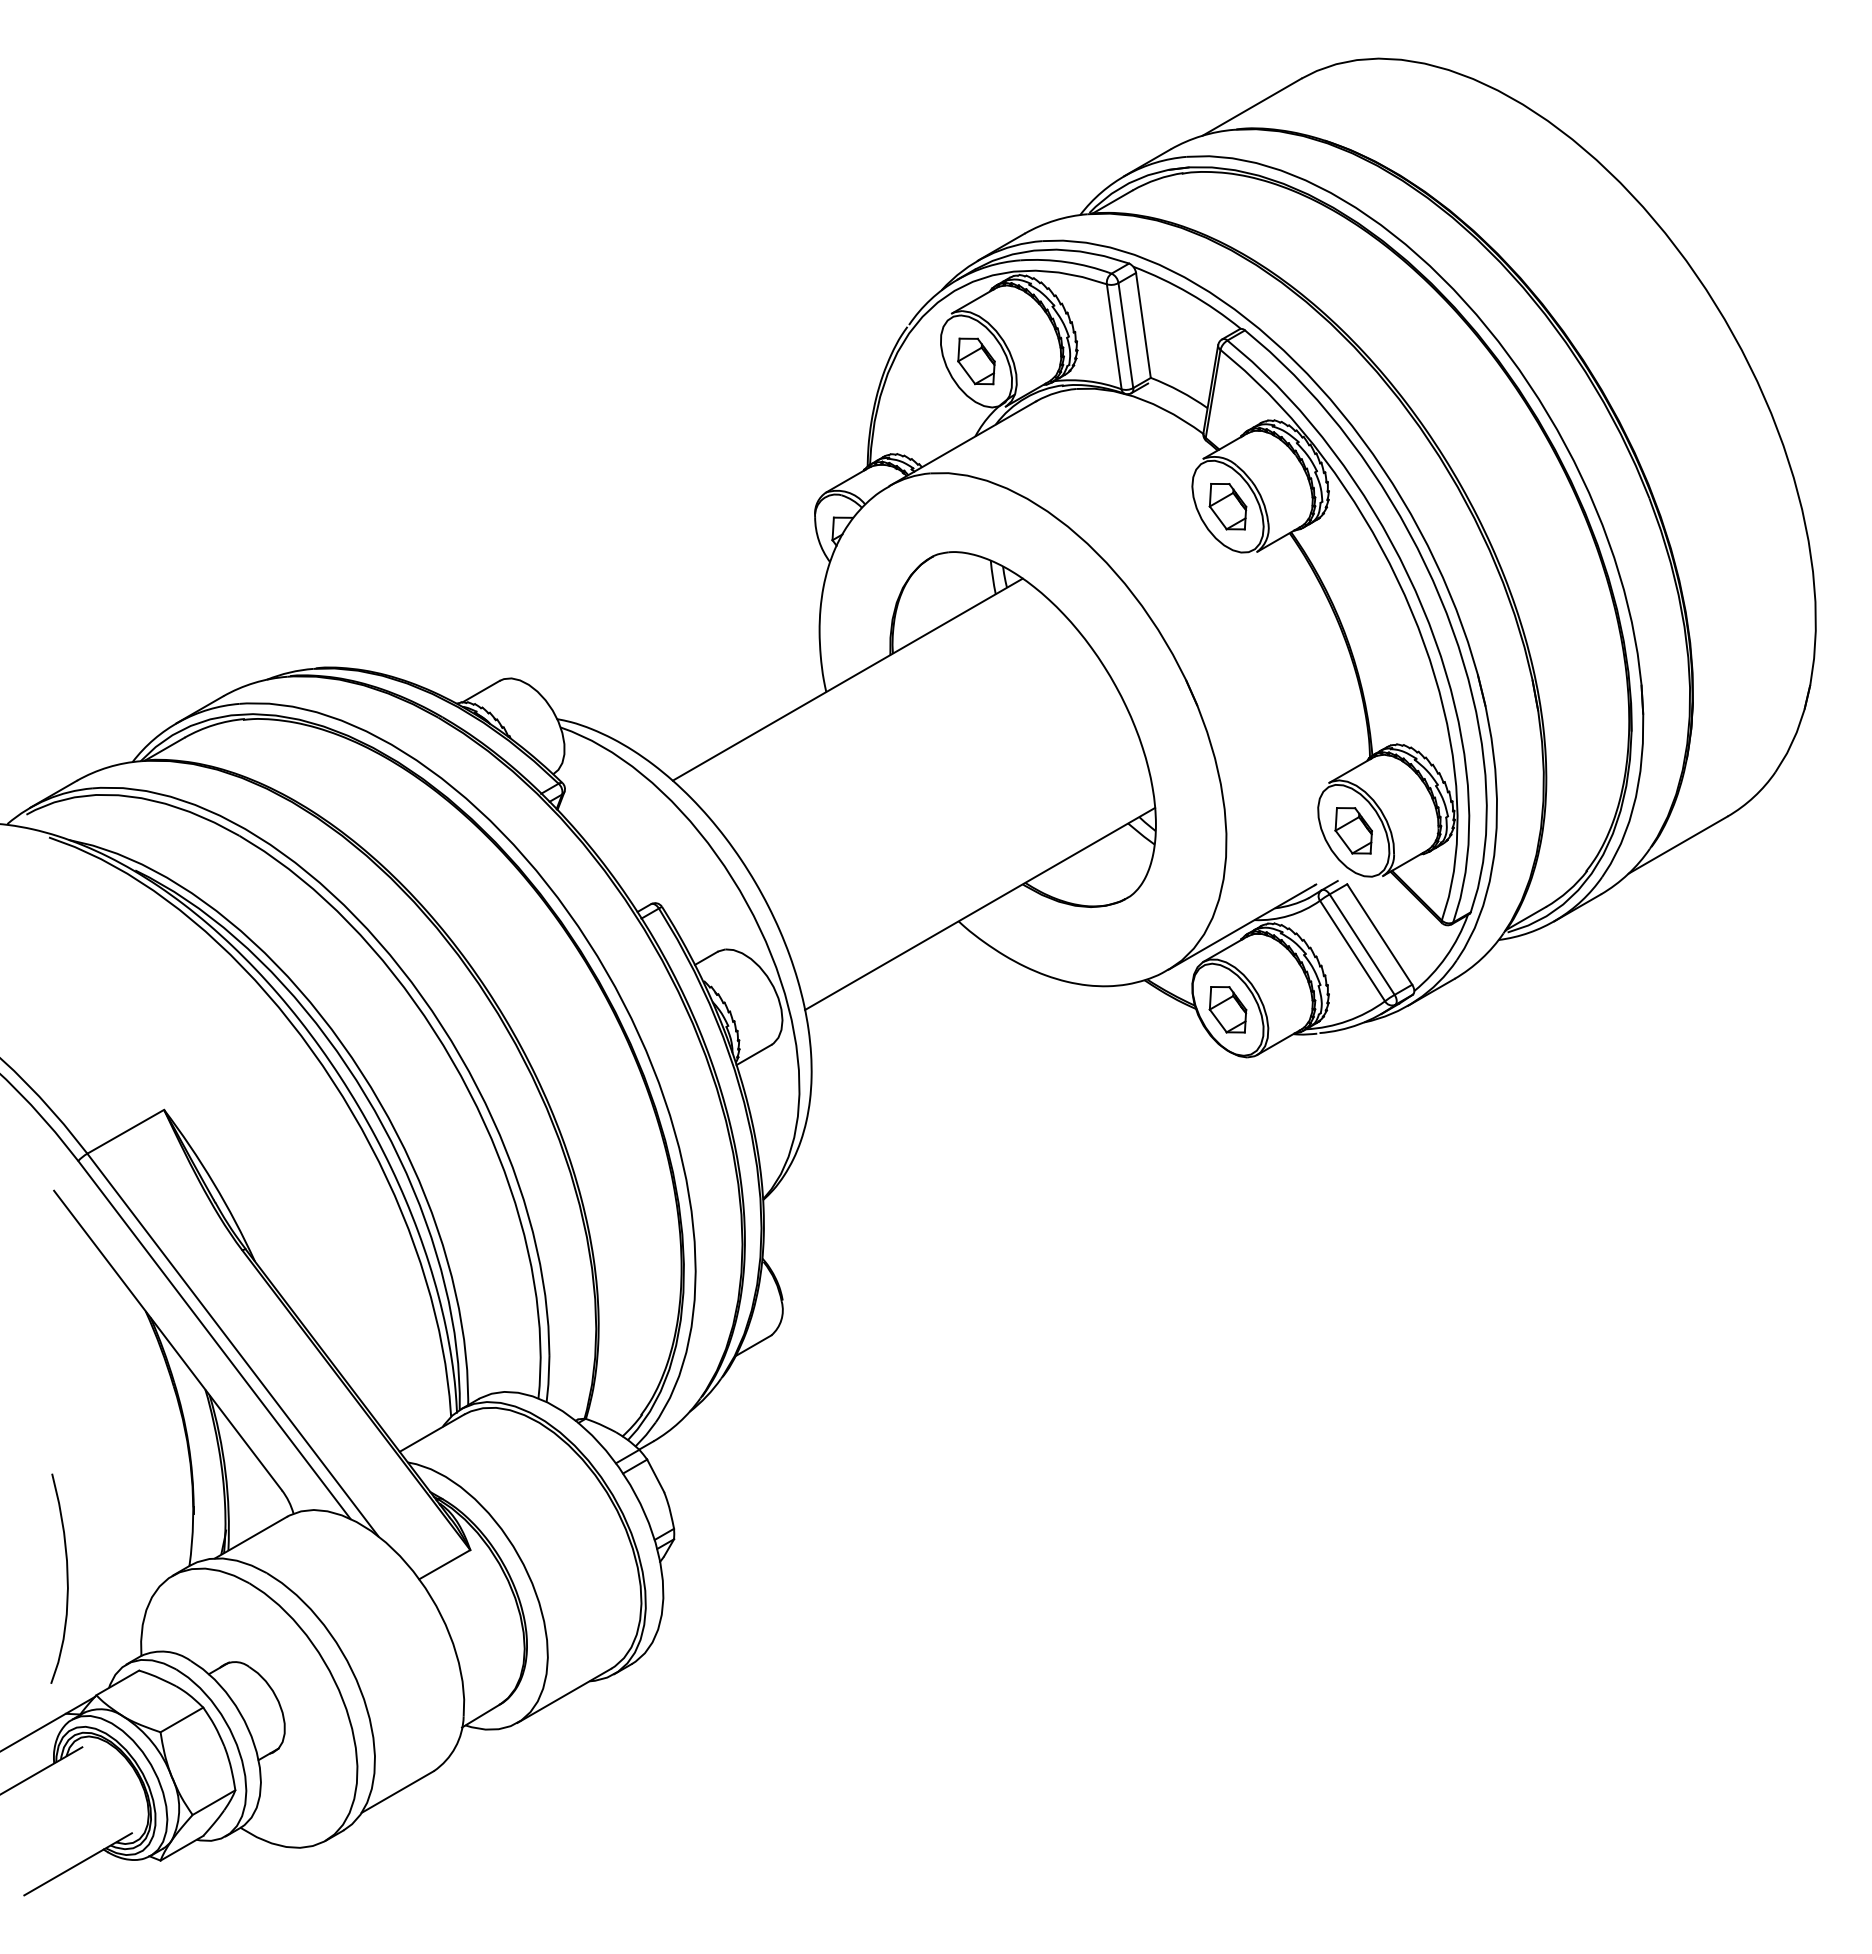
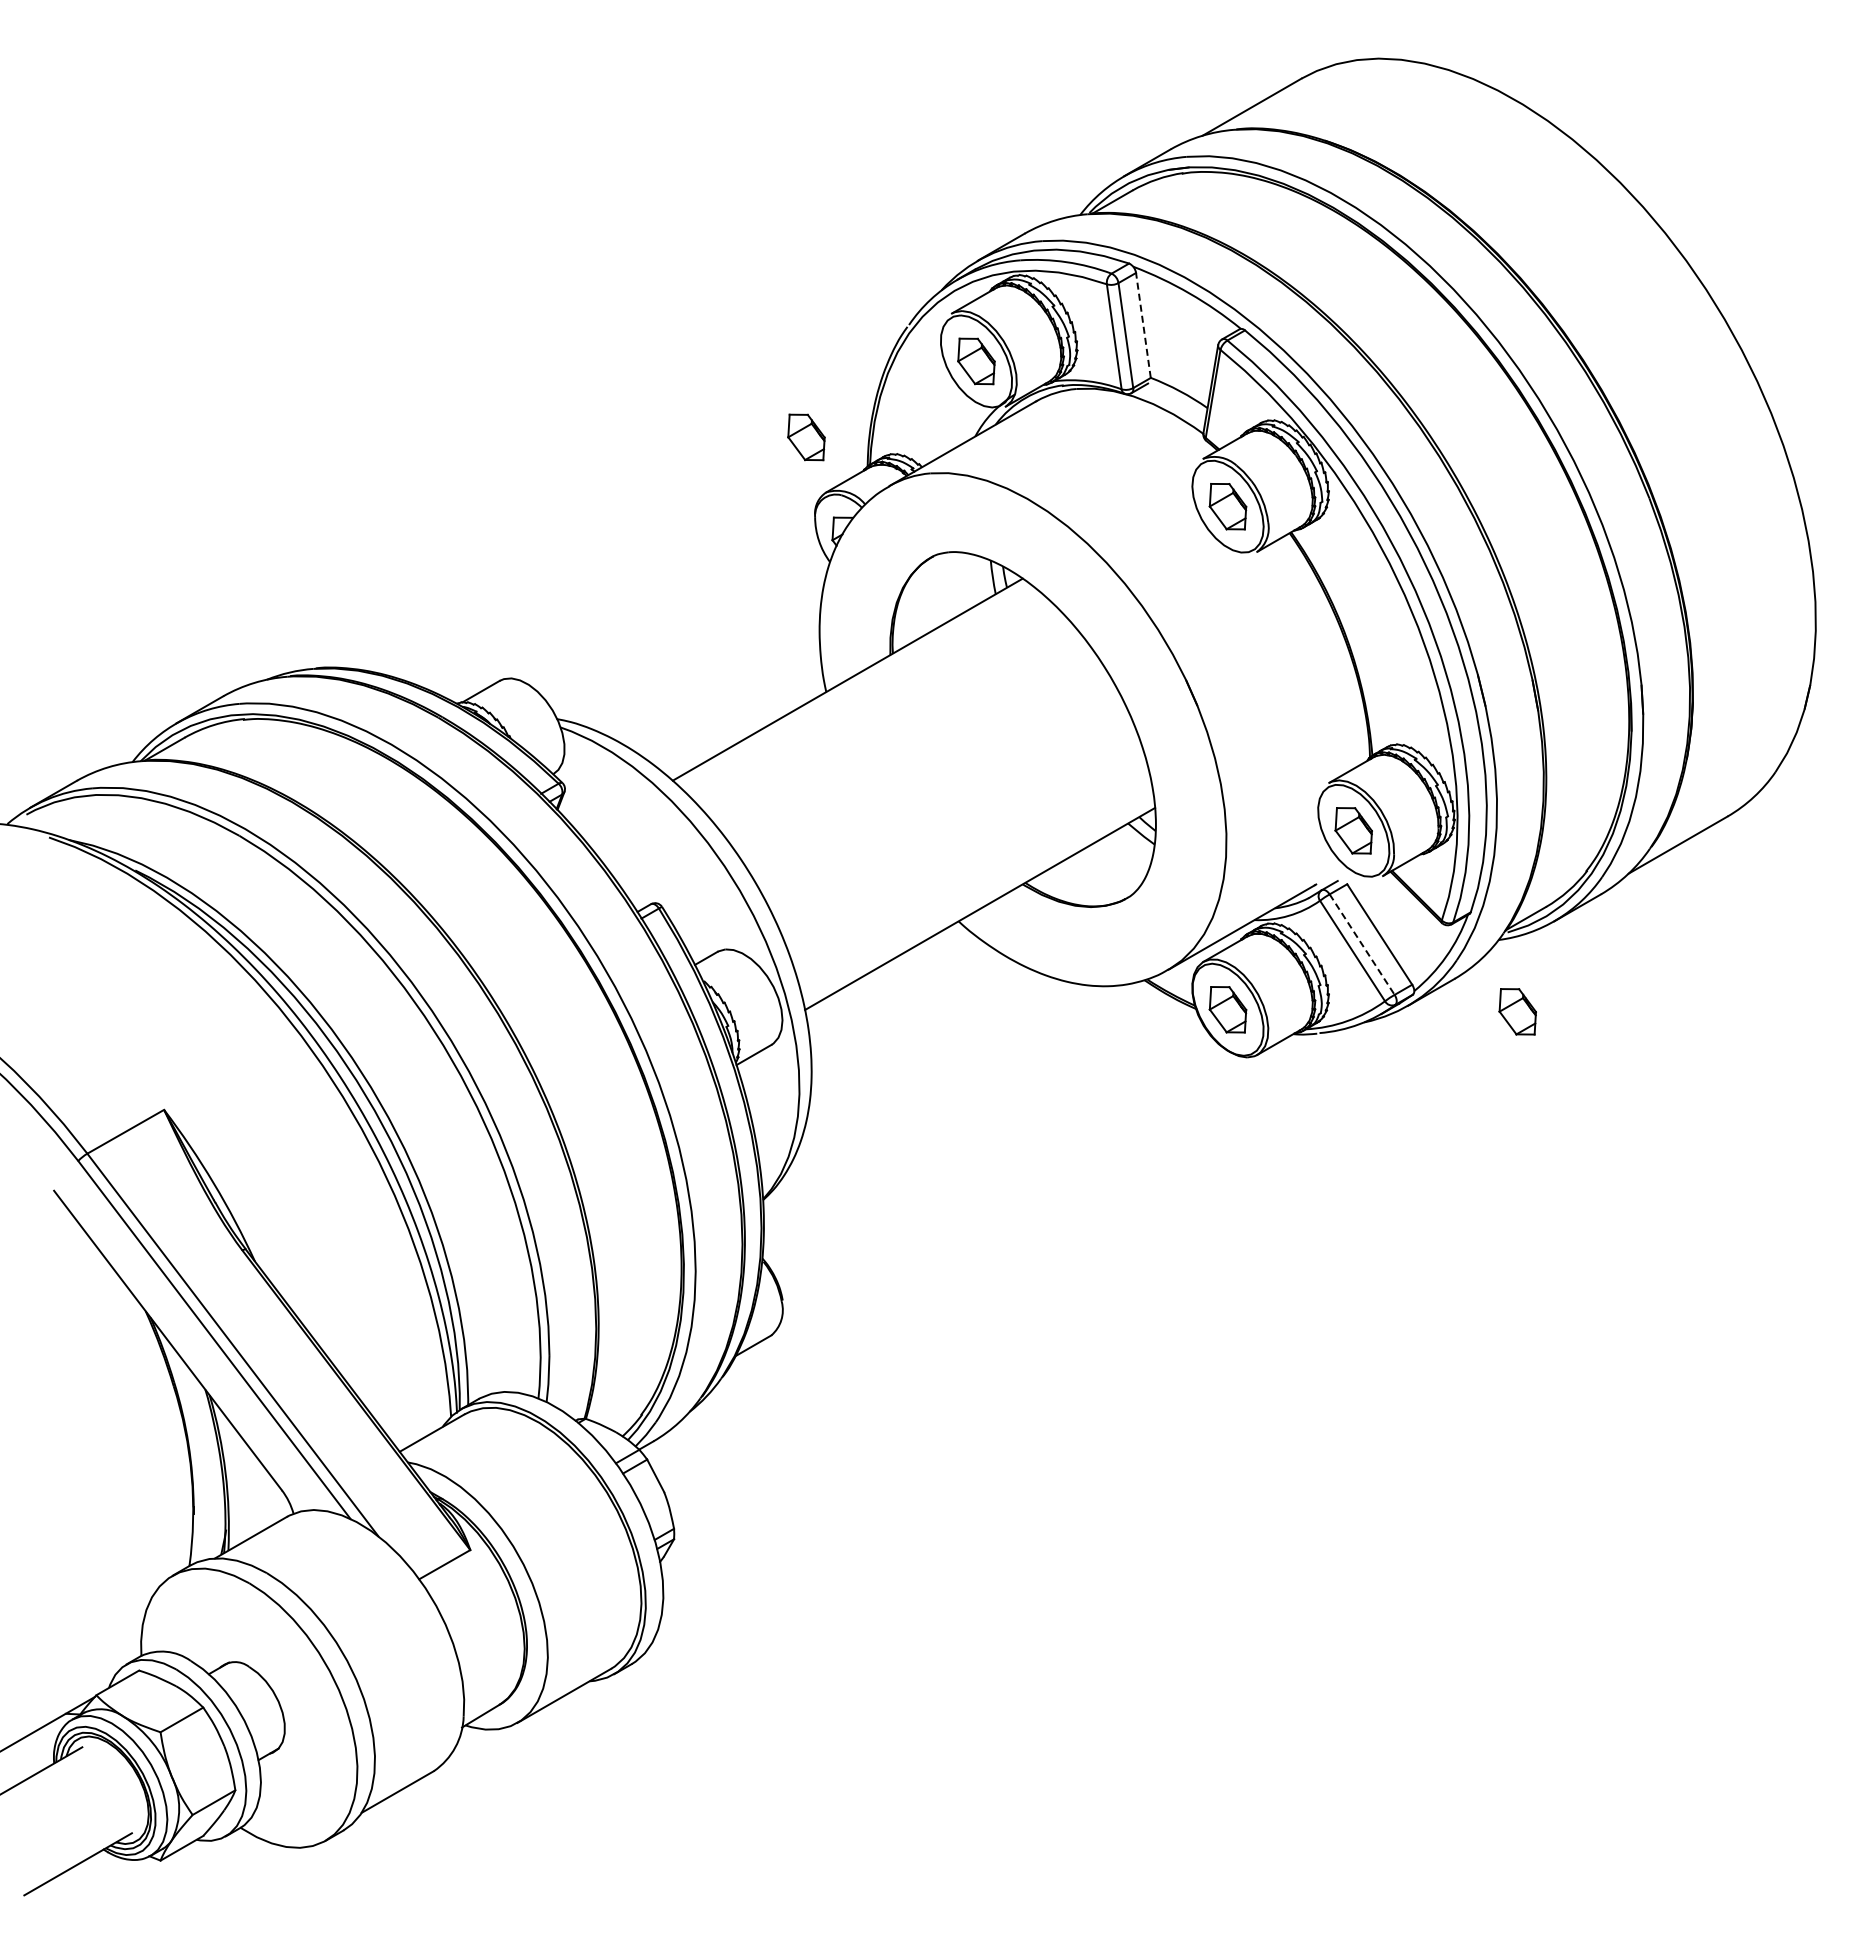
line: solid -> dashed (1143, 325)
part: none -> present (806, 437)
line: solid -> dashed (1362, 944)
part: none -> present (1517, 1011)
curve: present -> none (66, 1578)
